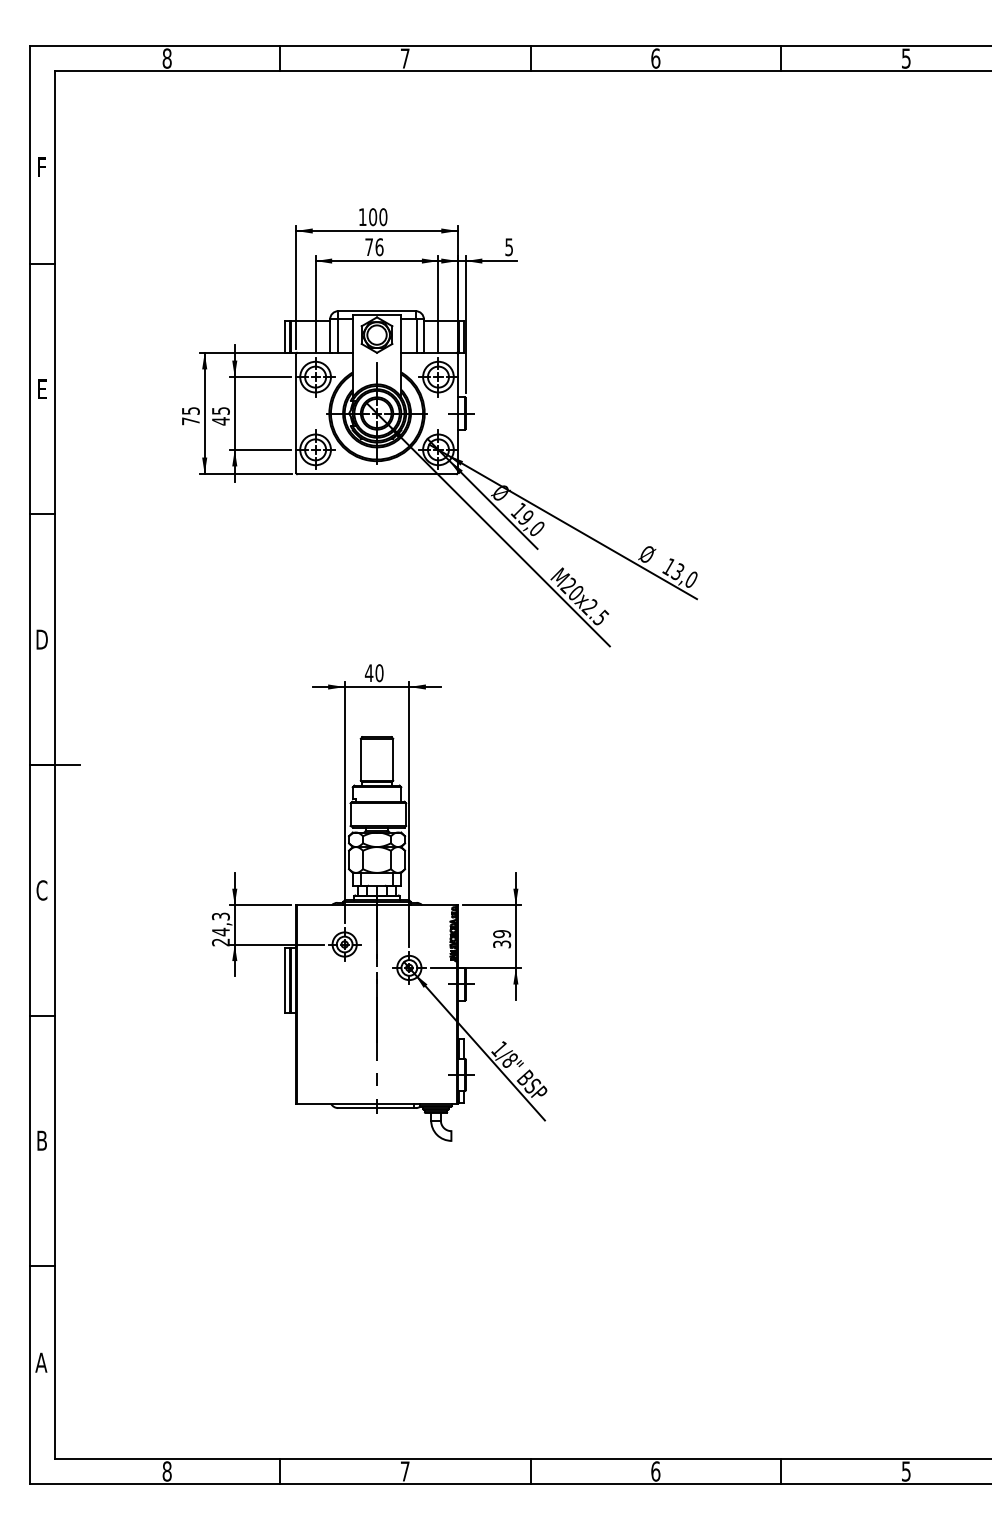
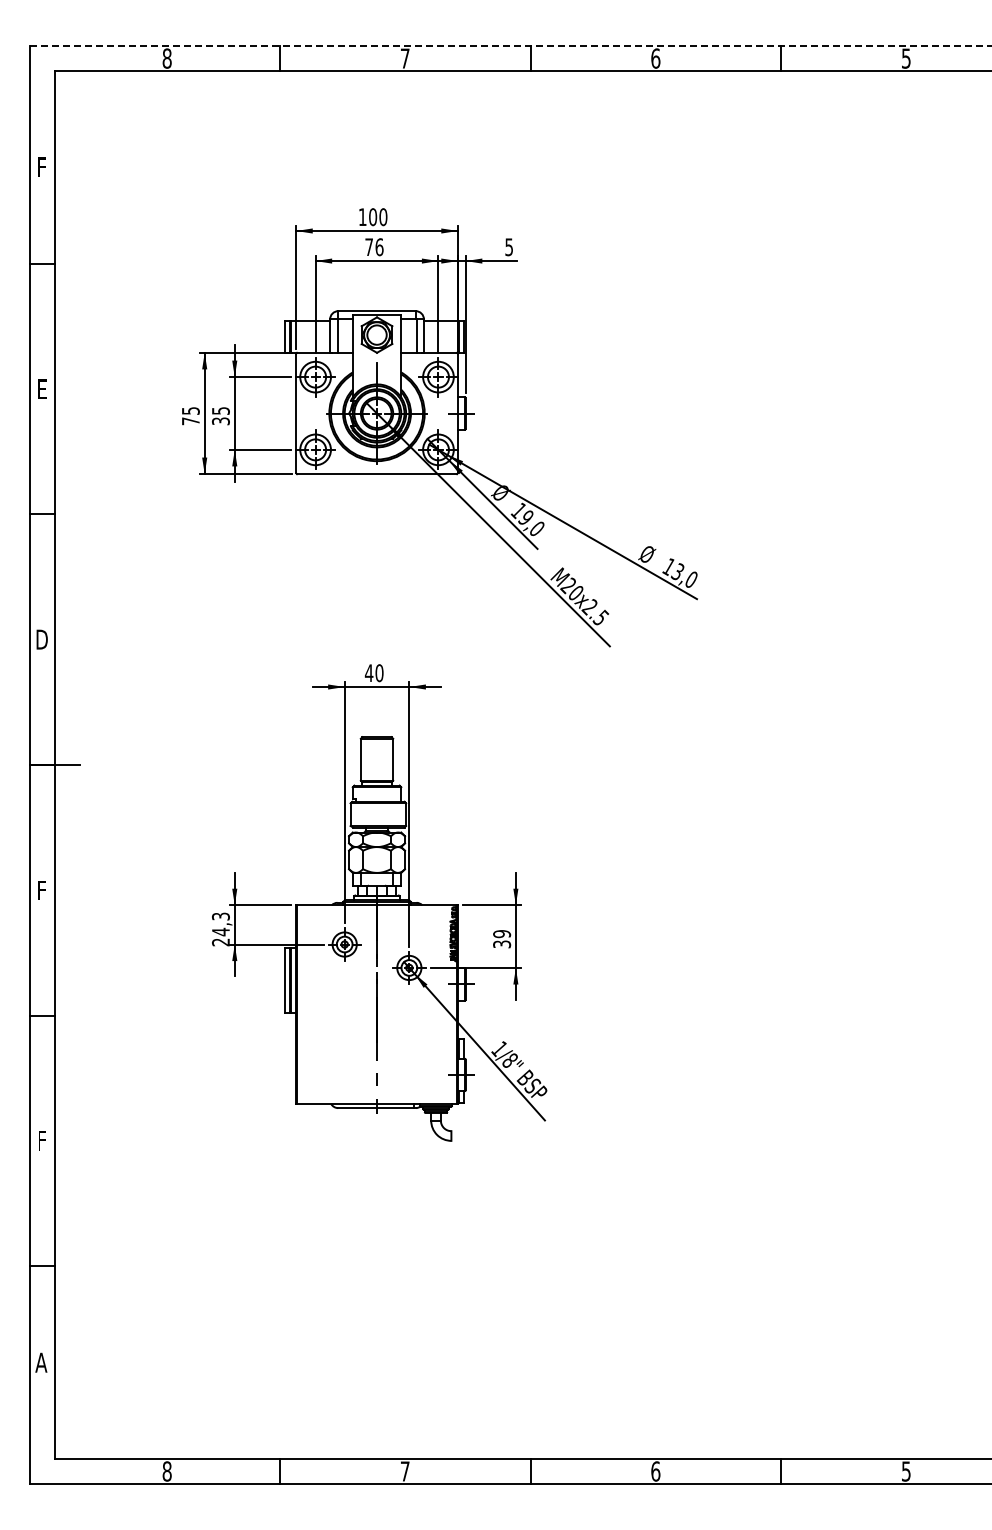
line: solid -> dashed (510, 45)
text: 45 -> 35 (220, 421)
text: C -> F (41, 890)
text: B -> F (41, 1140)
